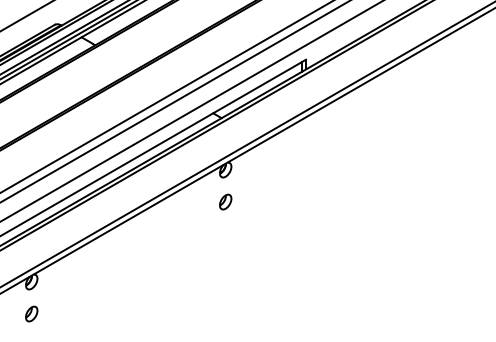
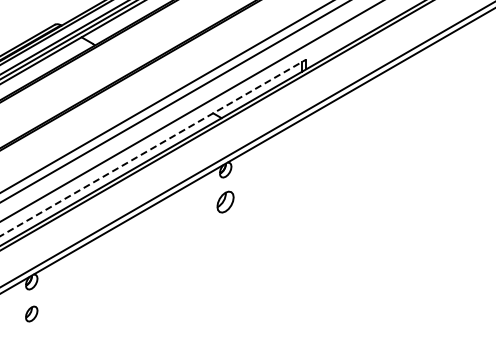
line: present -> none (26, 16)
line: solid -> dashed (153, 147)
part size: 14x18 px -> 19x24 px (225, 201)
